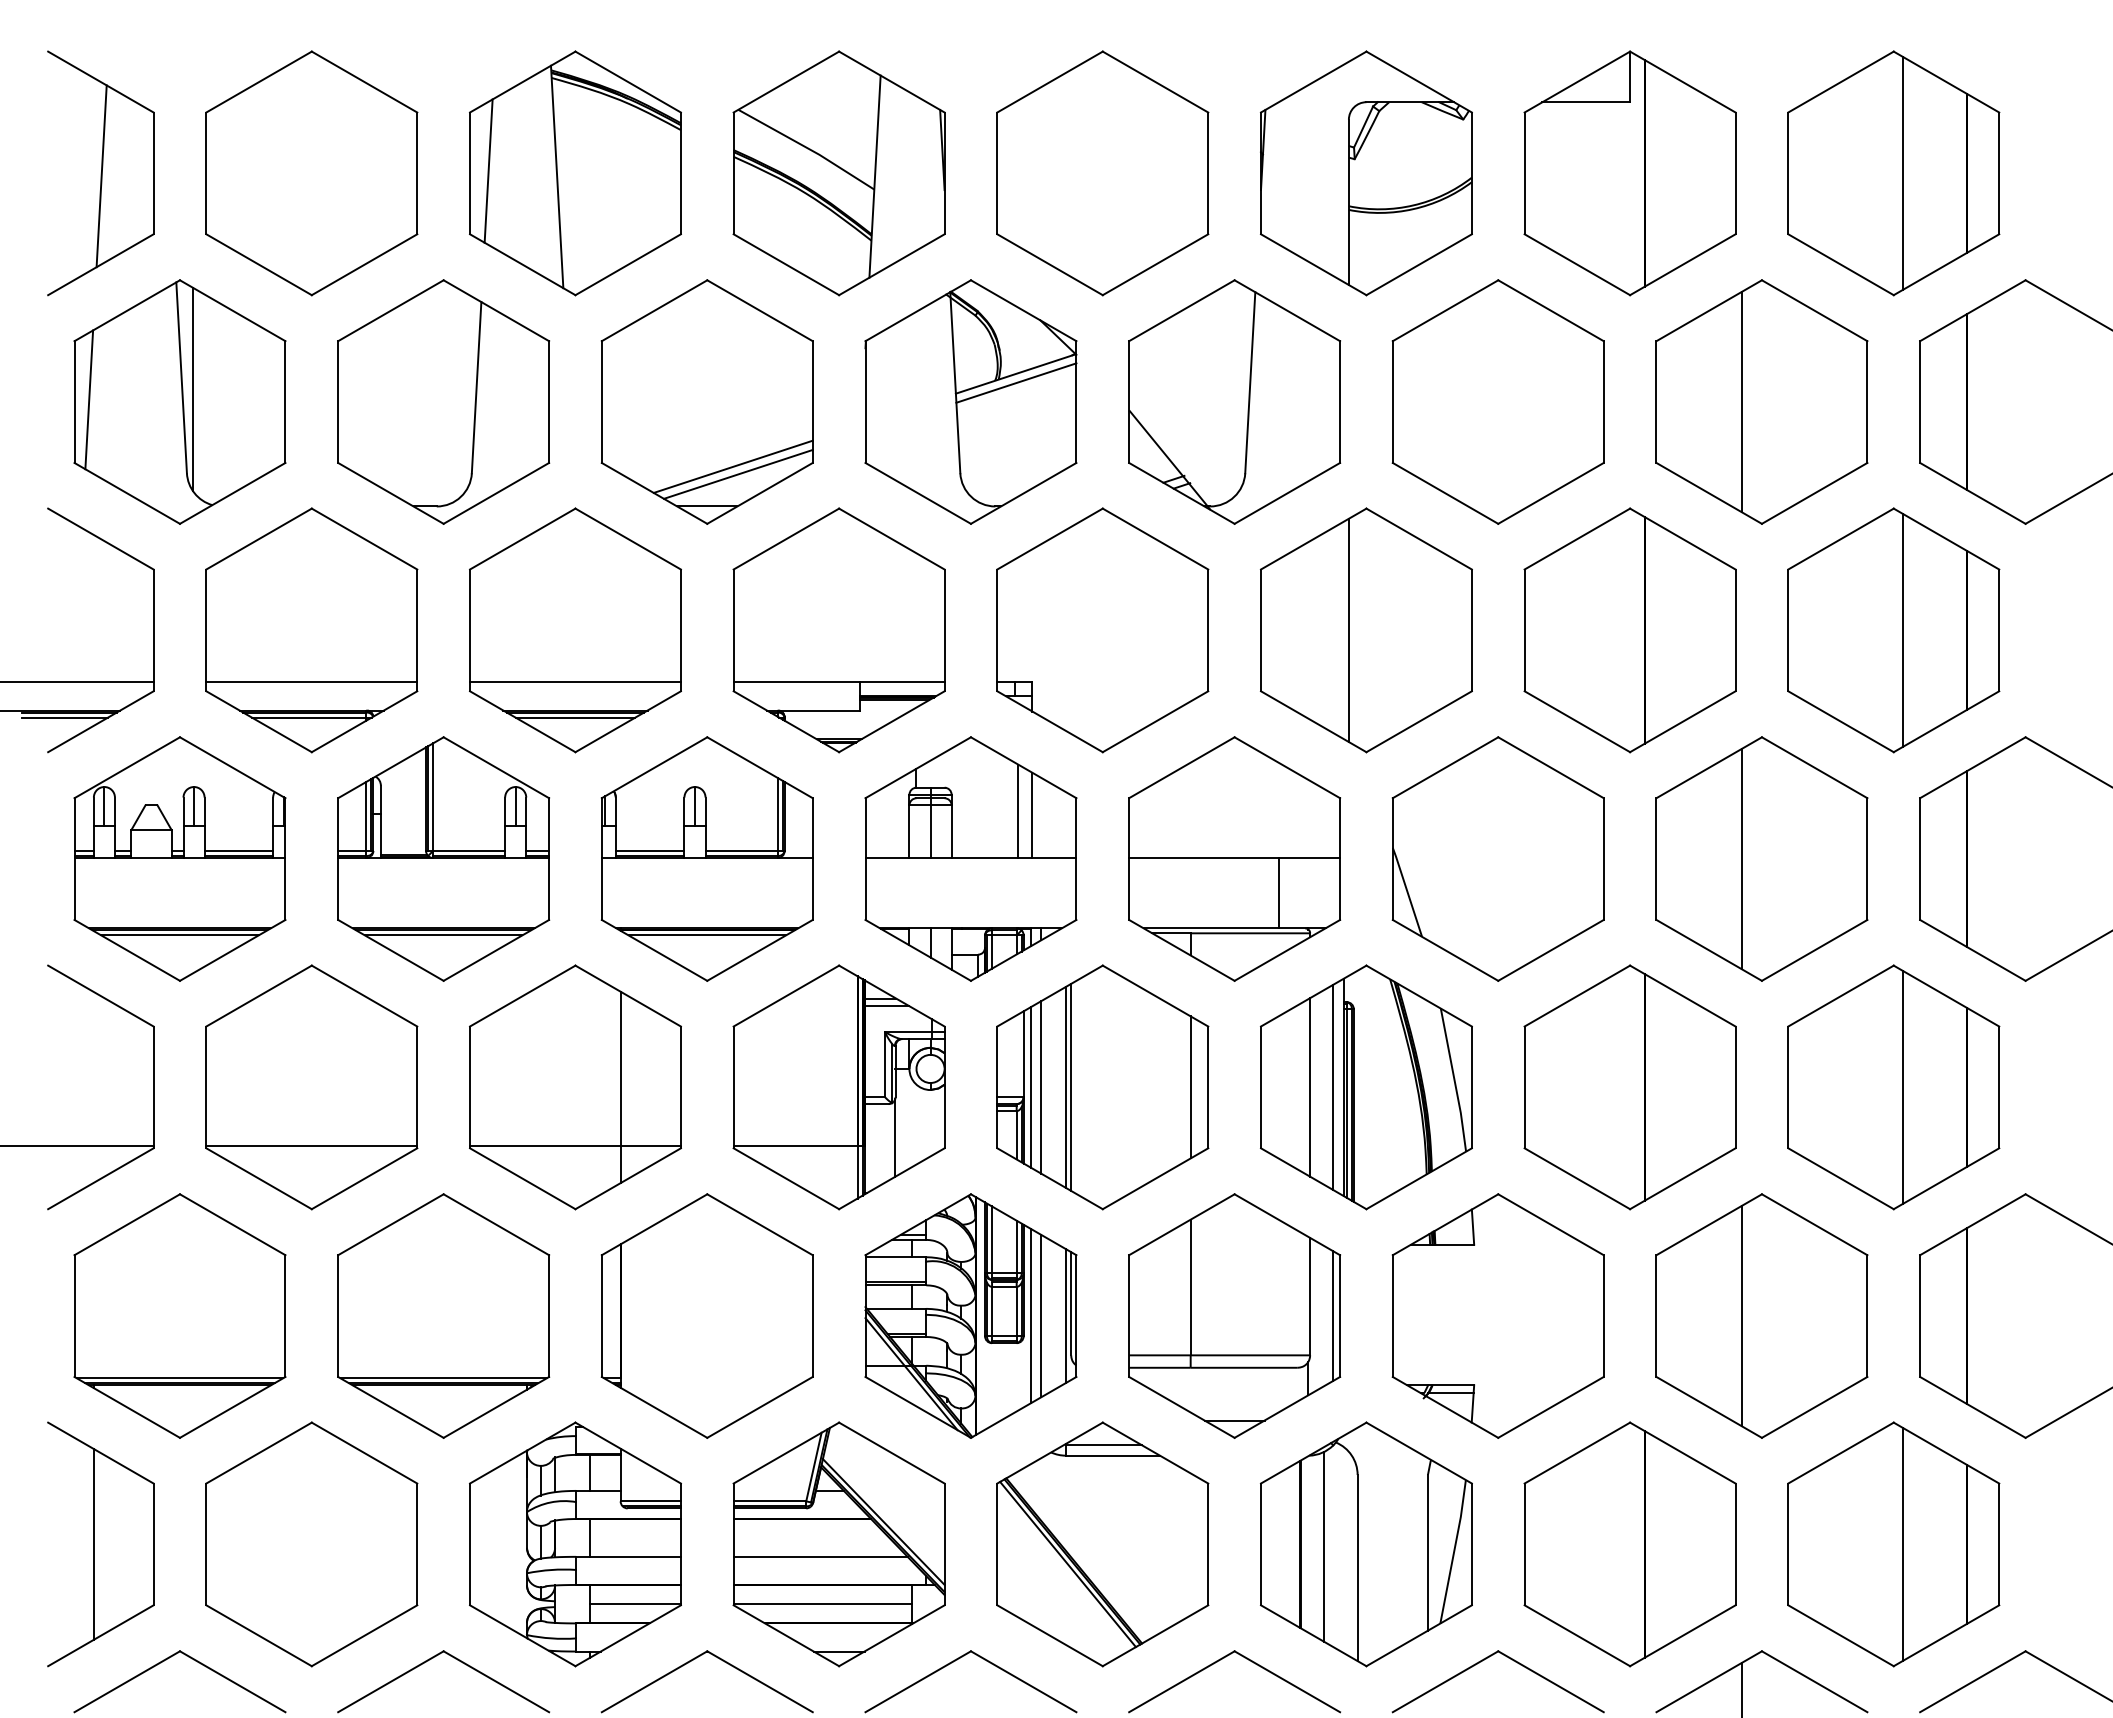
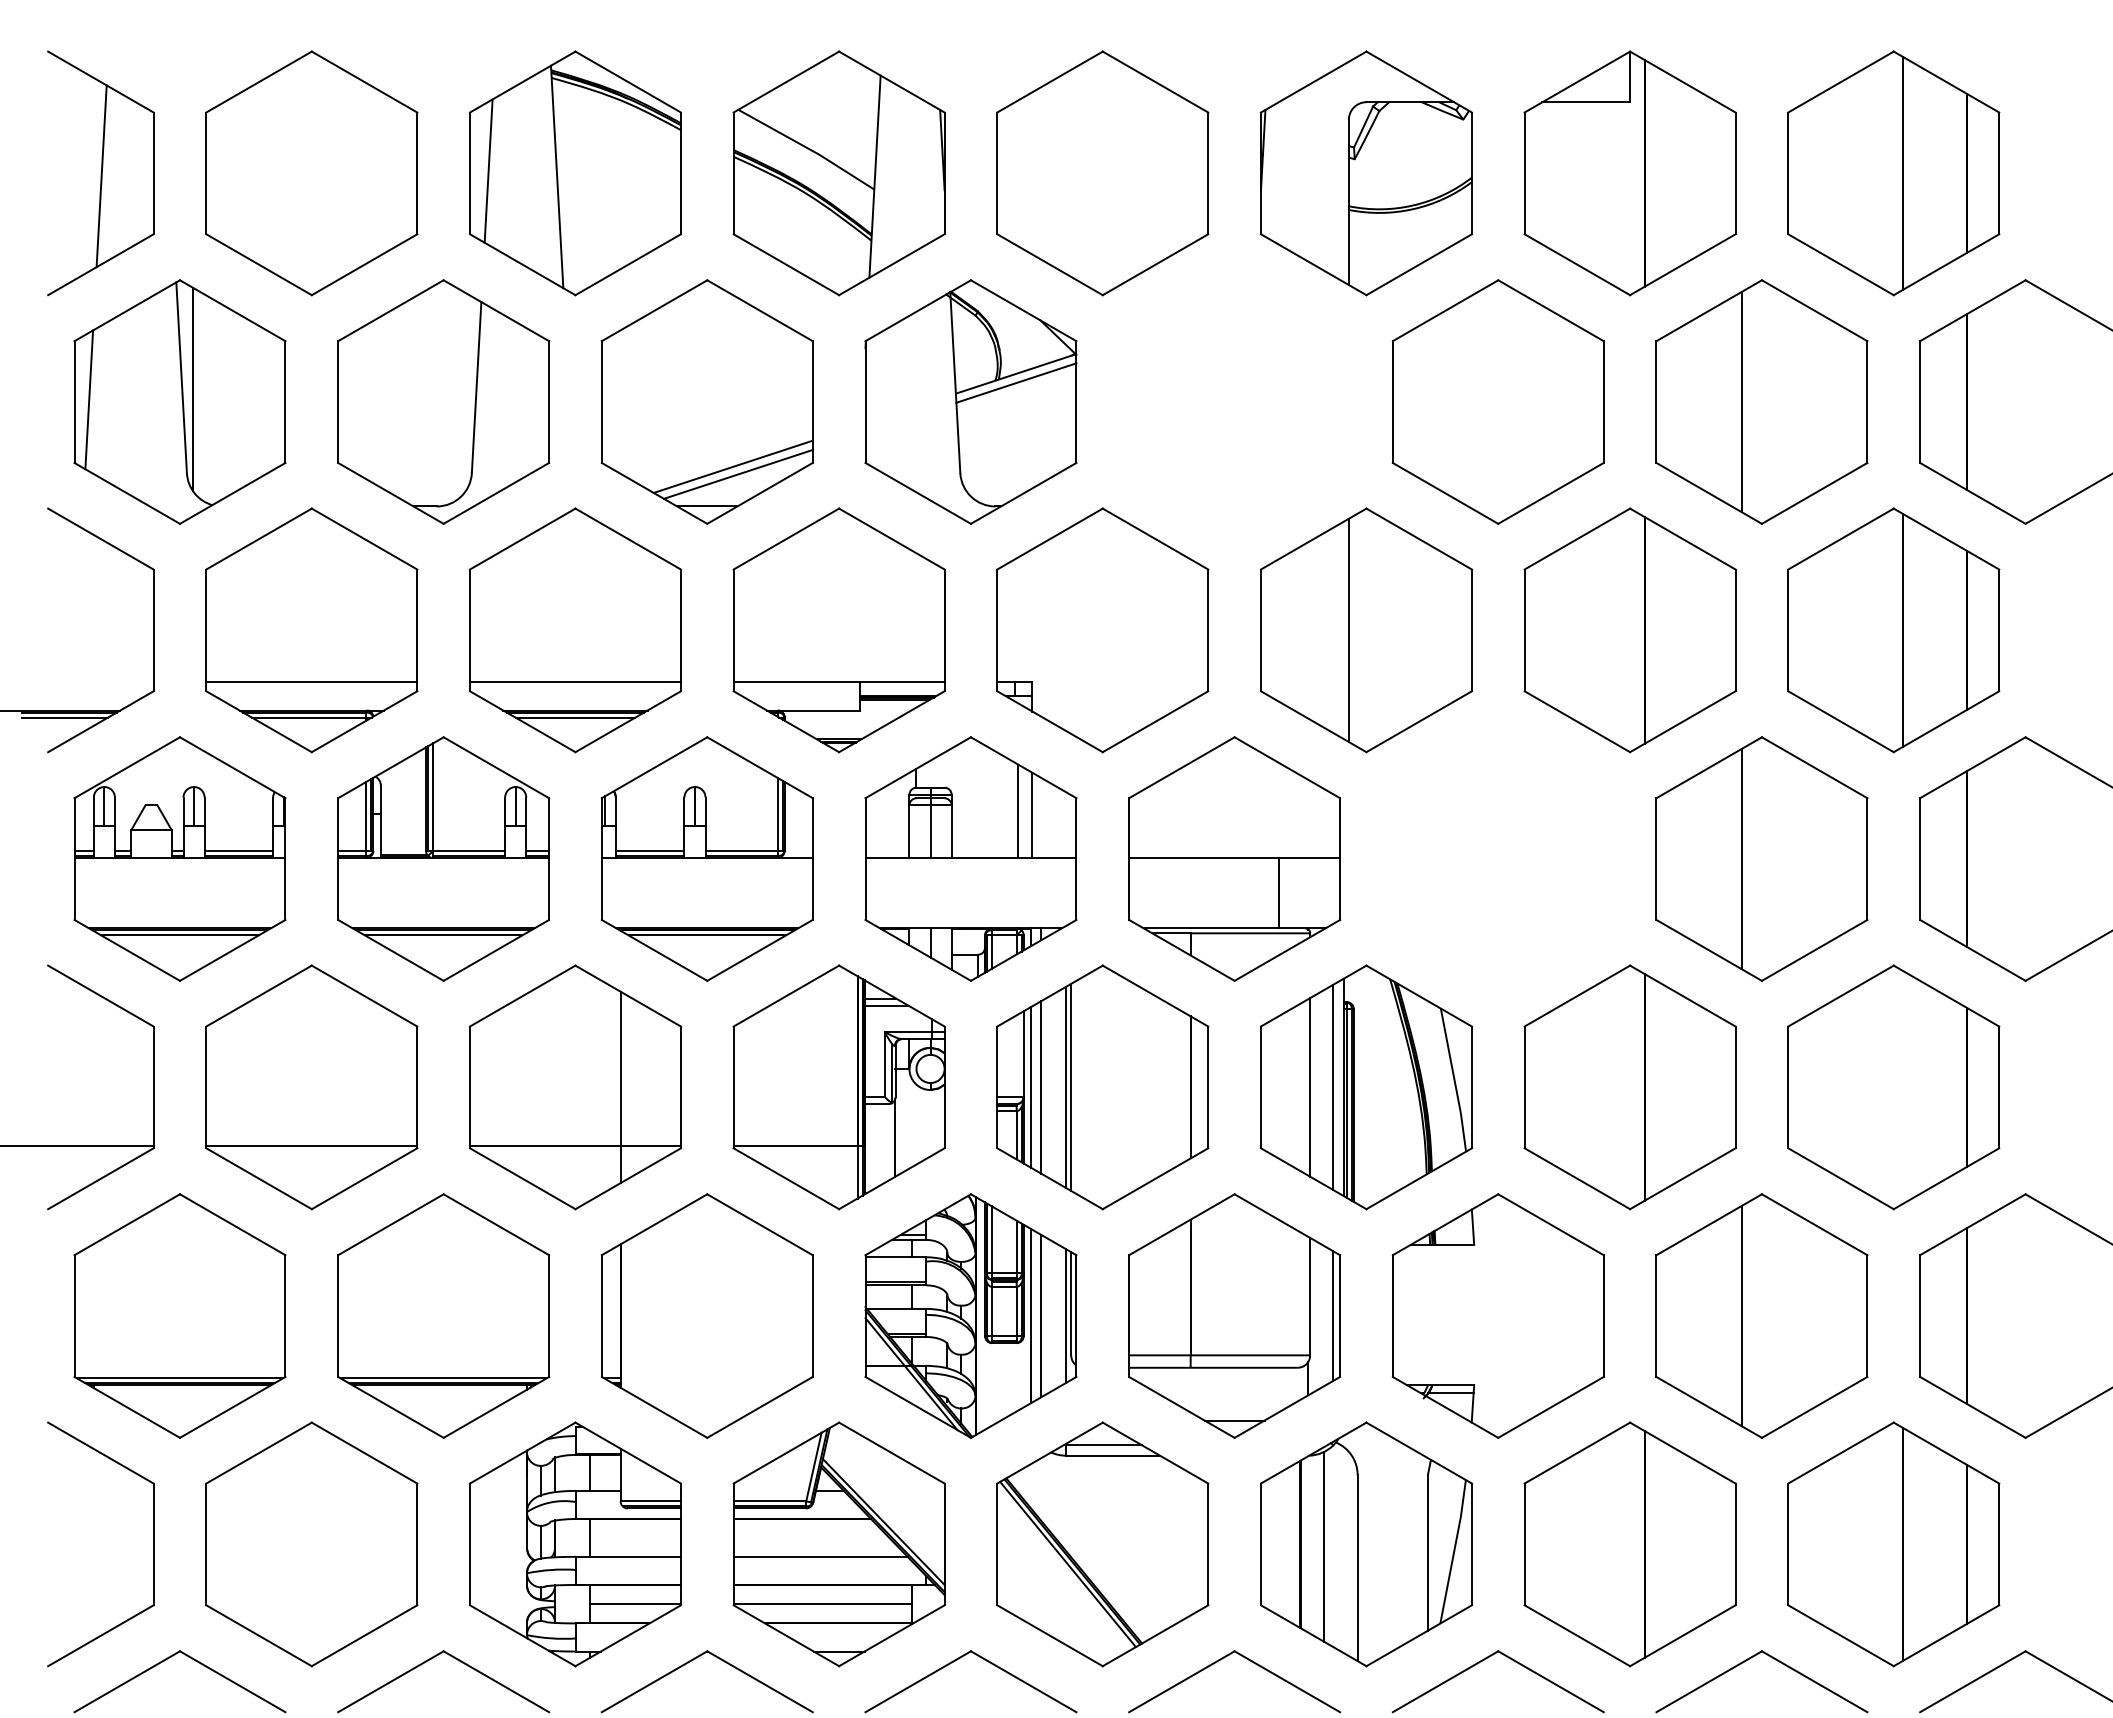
part: present -> none (1234, 401)
line: present -> none (77, 682)
part: present -> none (1497, 858)
line: present -> none (1903, 1087)
line: present -> none (93, 1544)
line: present -> none (1742, 1688)
